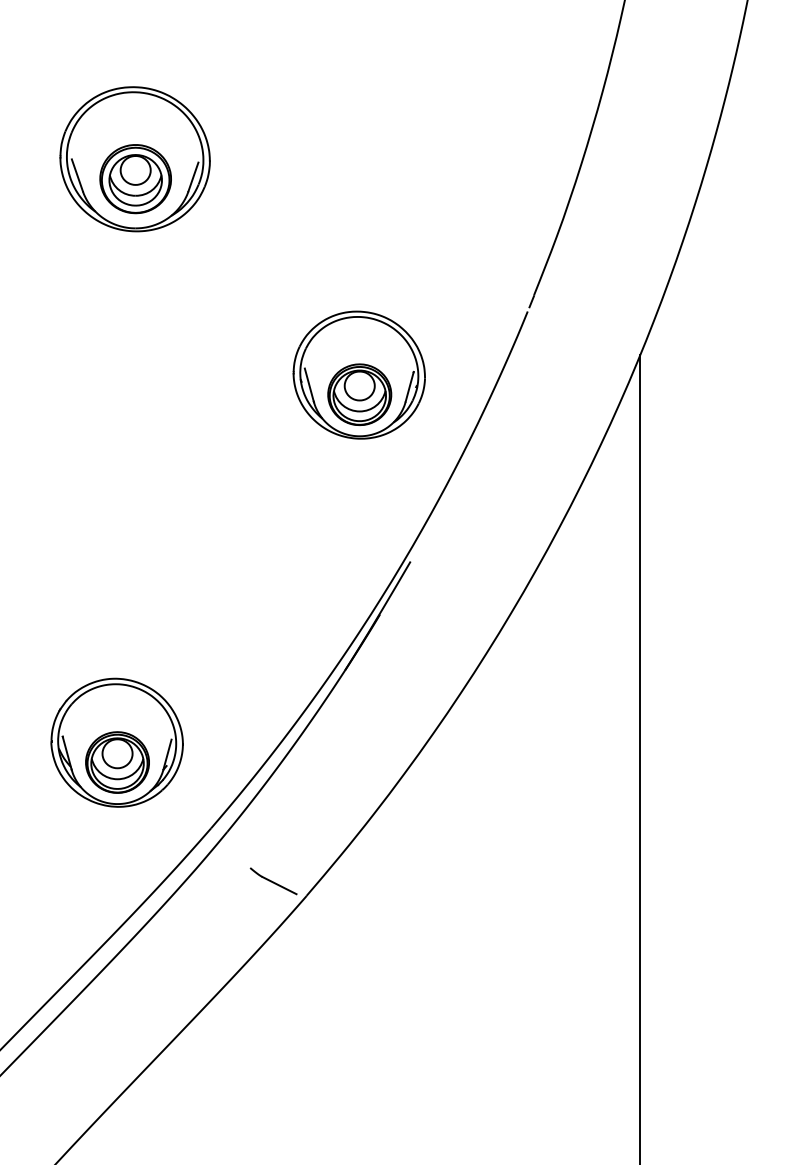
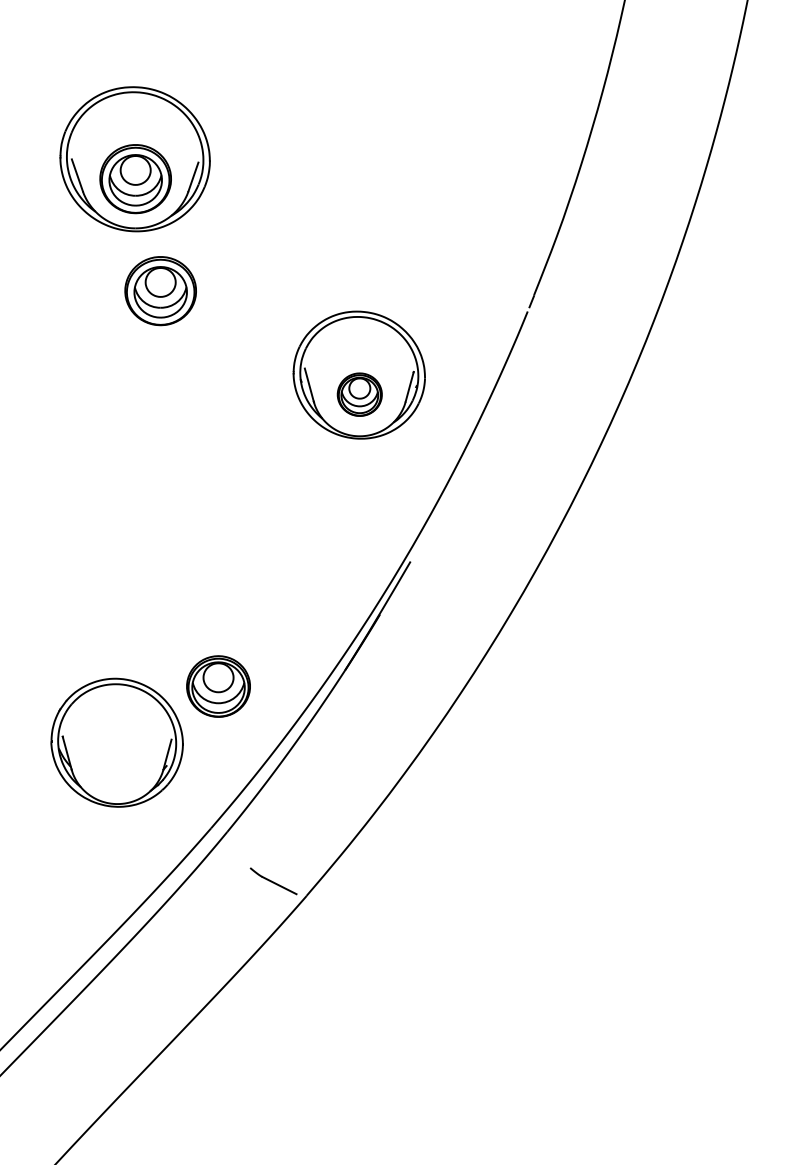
part: none -> present (160, 291)
part size: 66x63 px -> 47x45 px (359, 394)
line: present -> none (640, 757)
part position: (117, 762) -> (218, 686) (218, 686)
